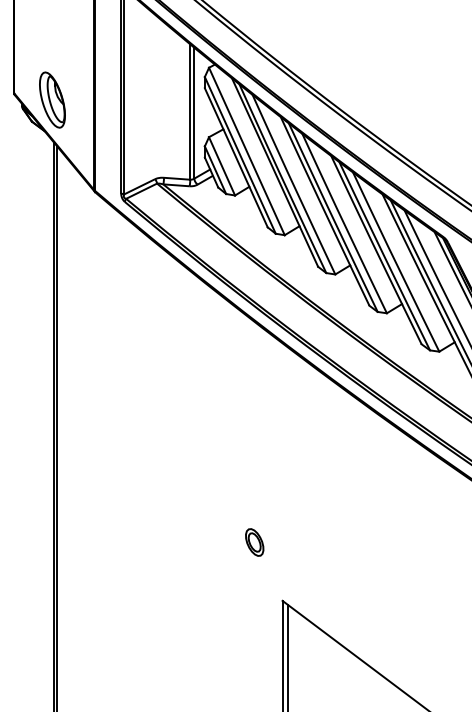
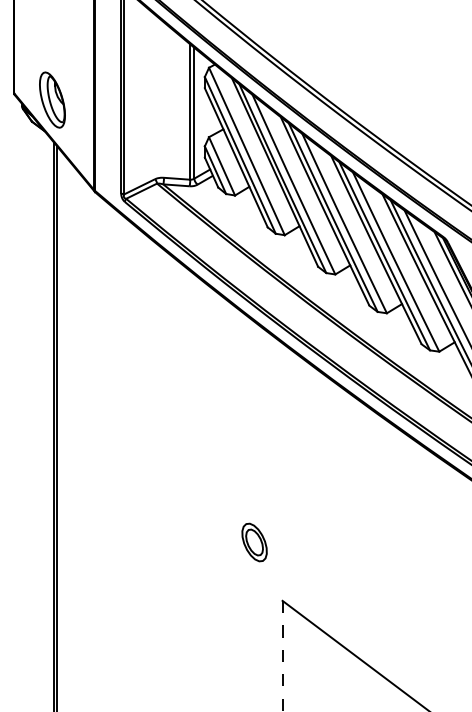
part size: 20x29 px -> 27x41 px (254, 542)
line: solid -> dashed (282, 656)
line: present -> none (287, 656)
